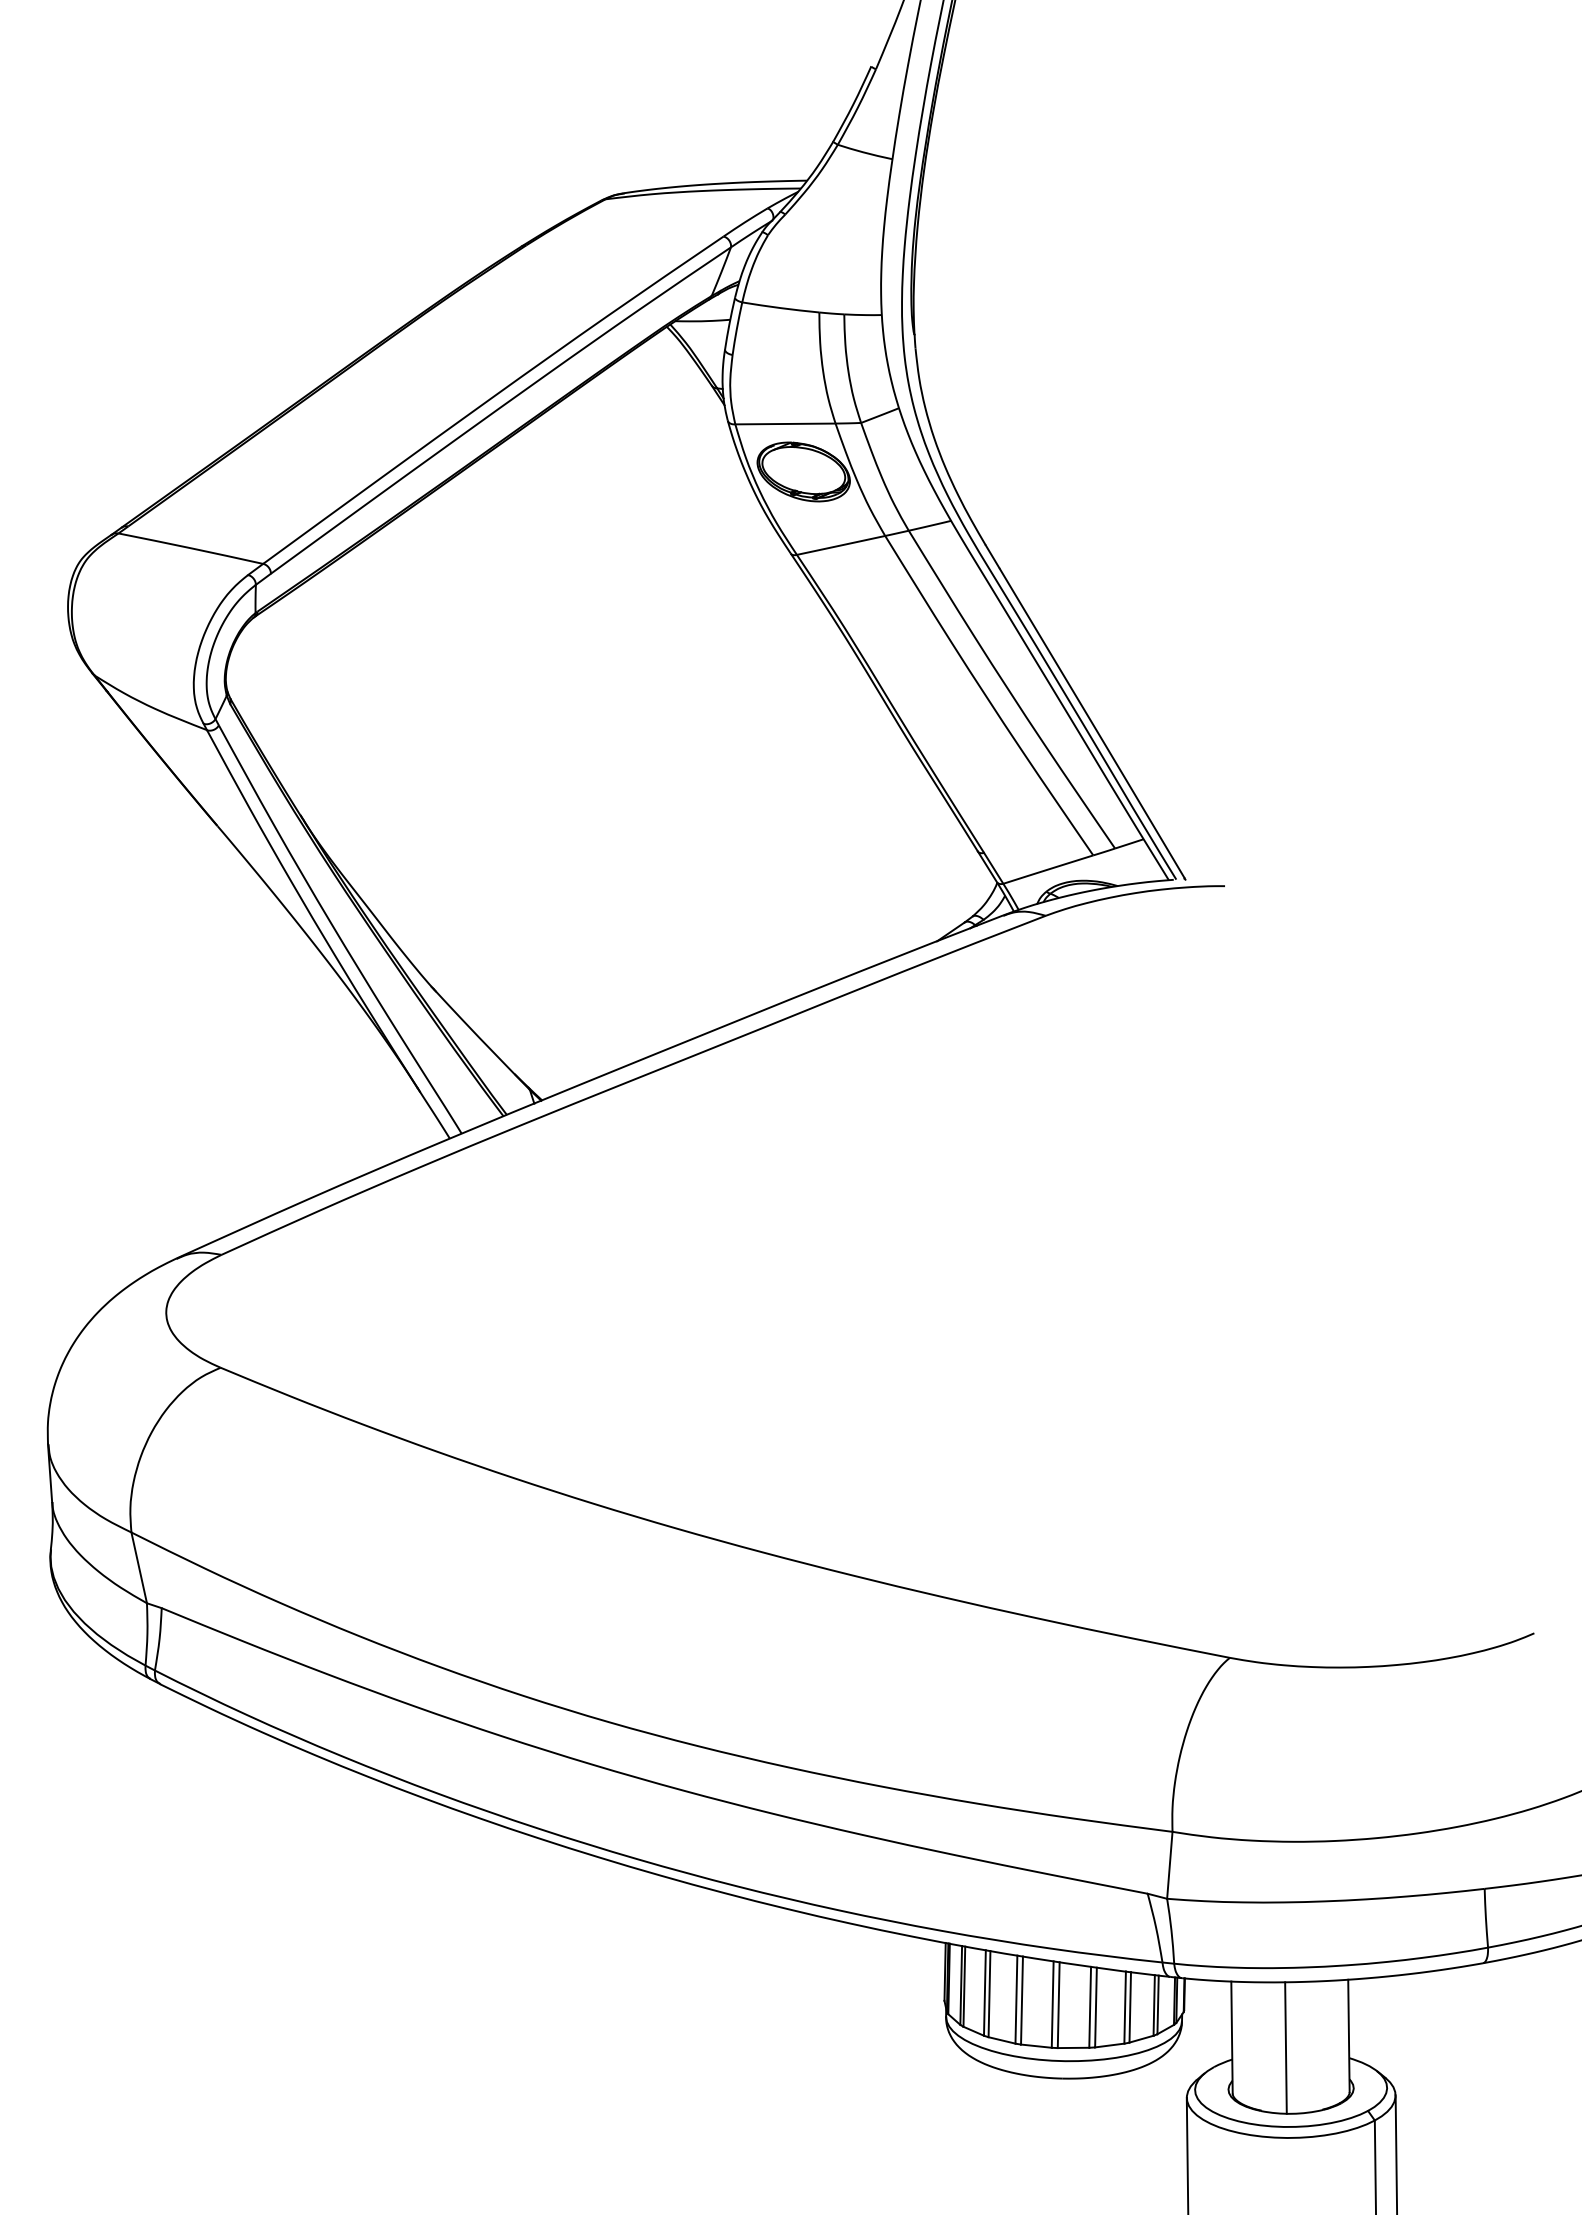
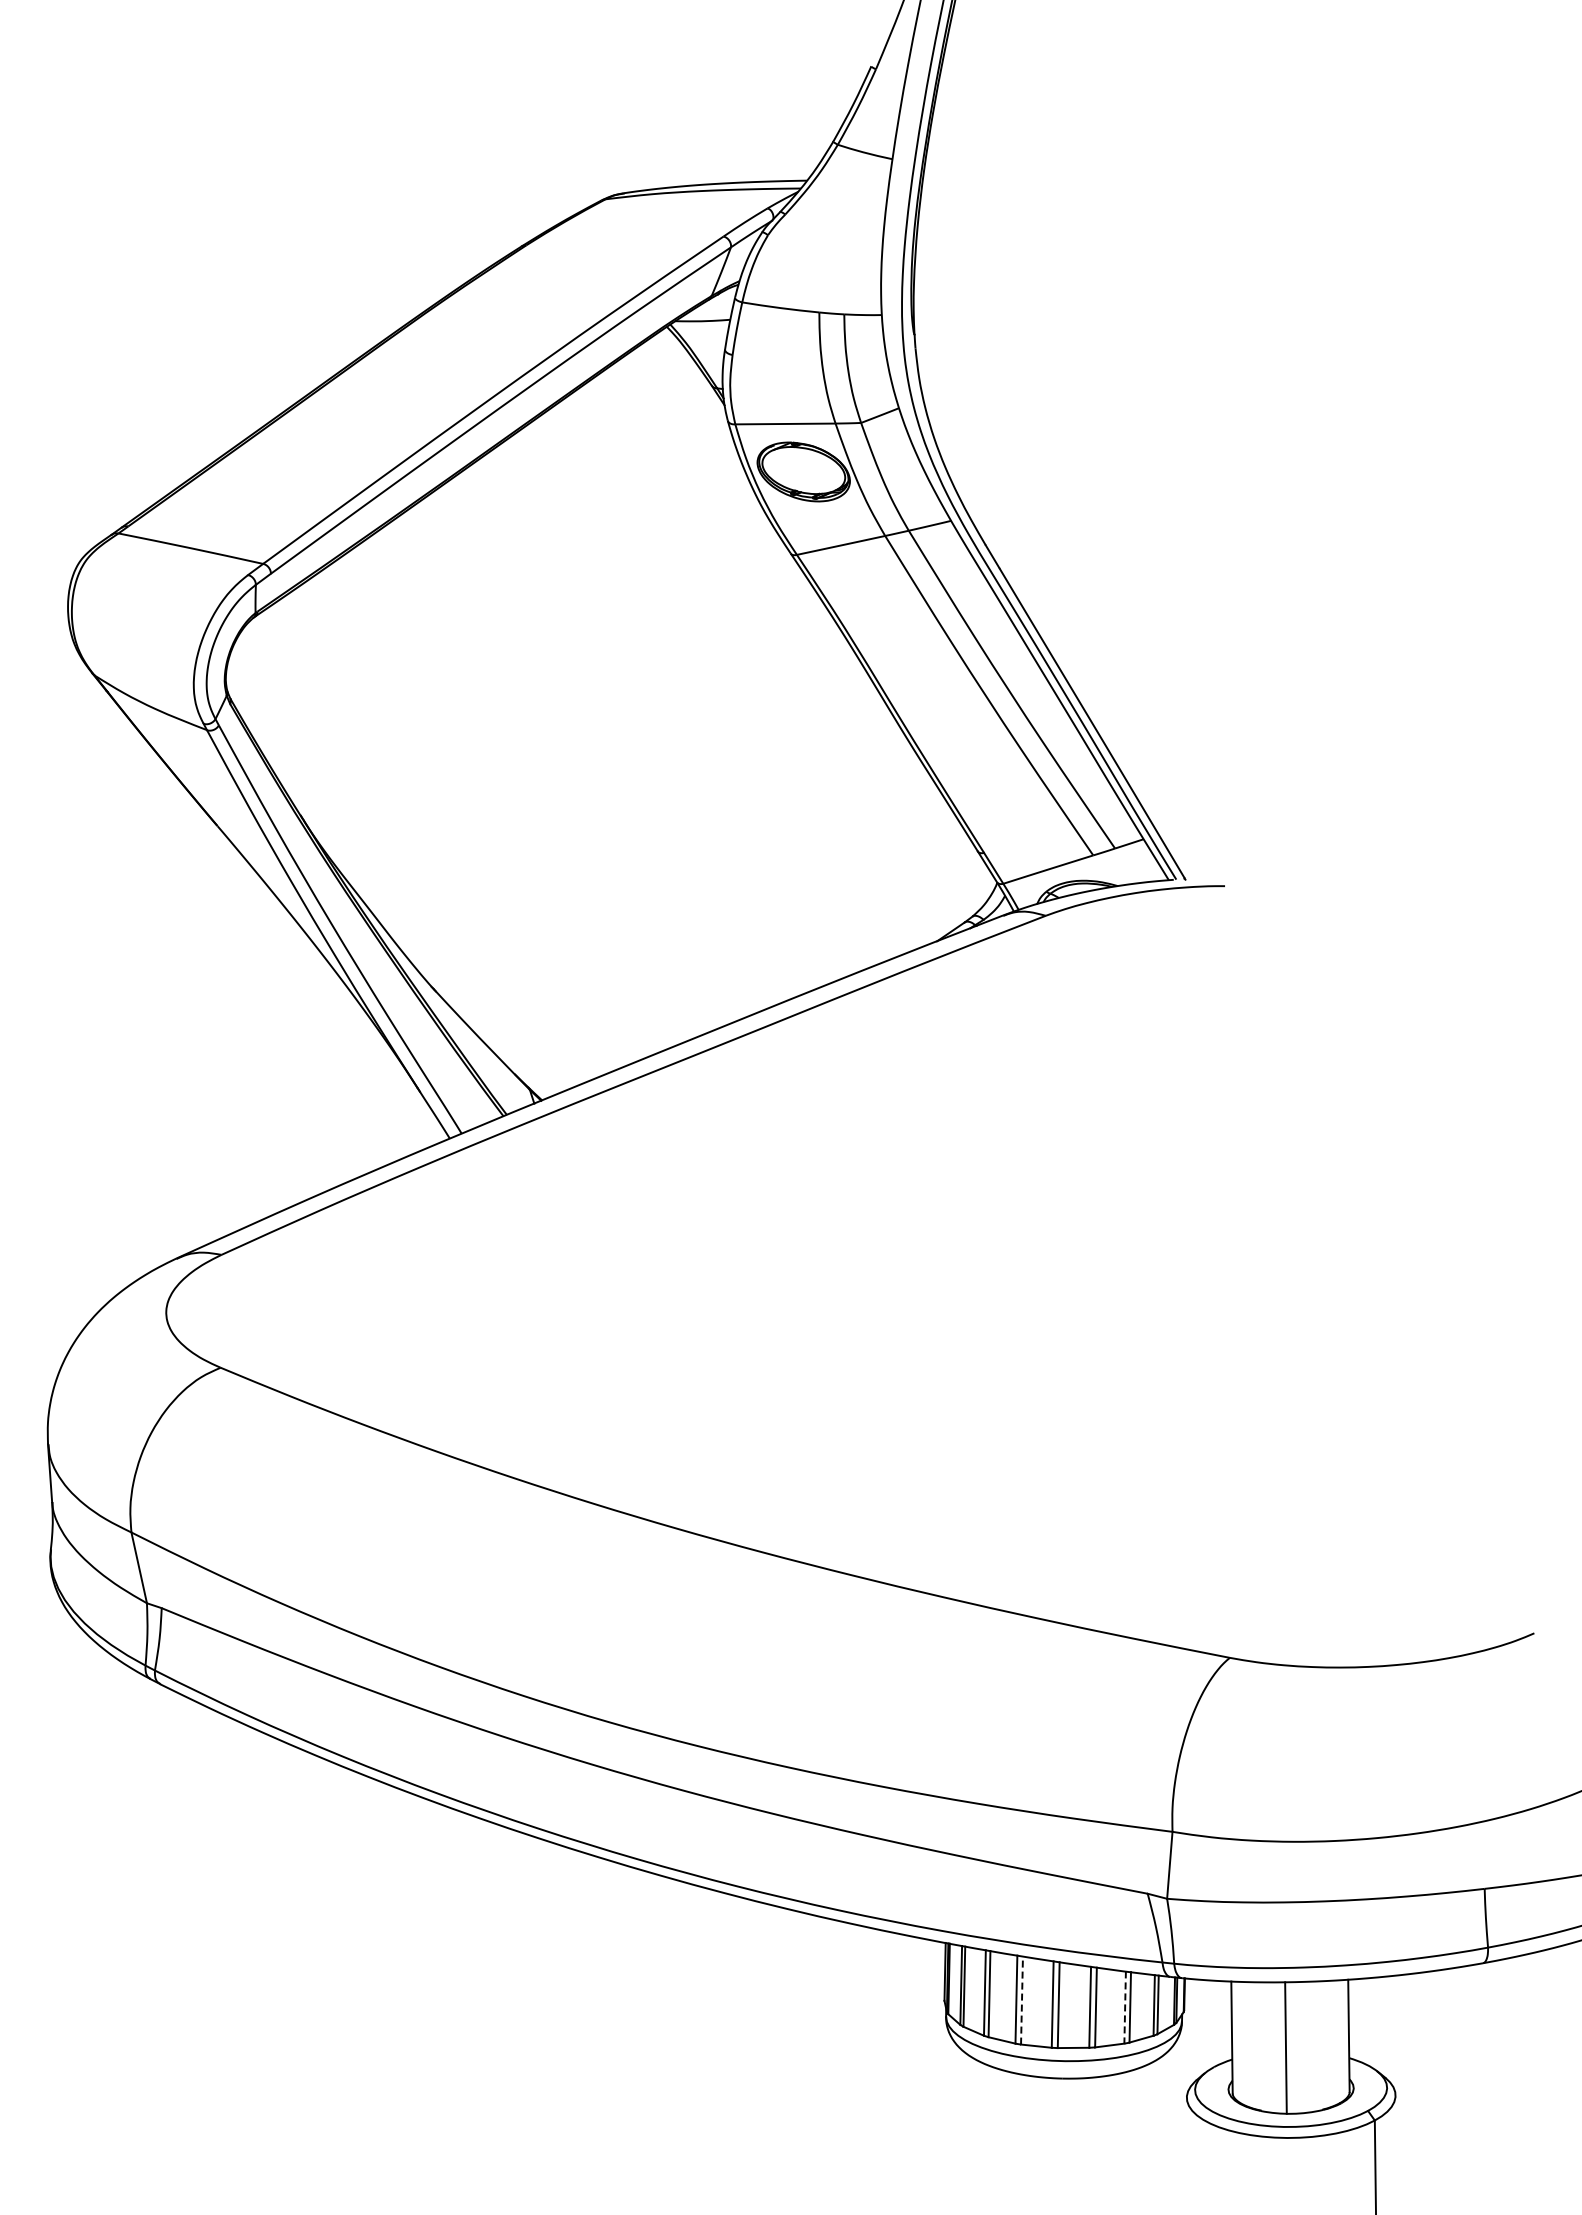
line: solid -> dashed (1022, 2000)
line: solid -> dashed (1125, 2008)
line: present -> none (1396, 2153)
line: present -> none (1187, 2154)
